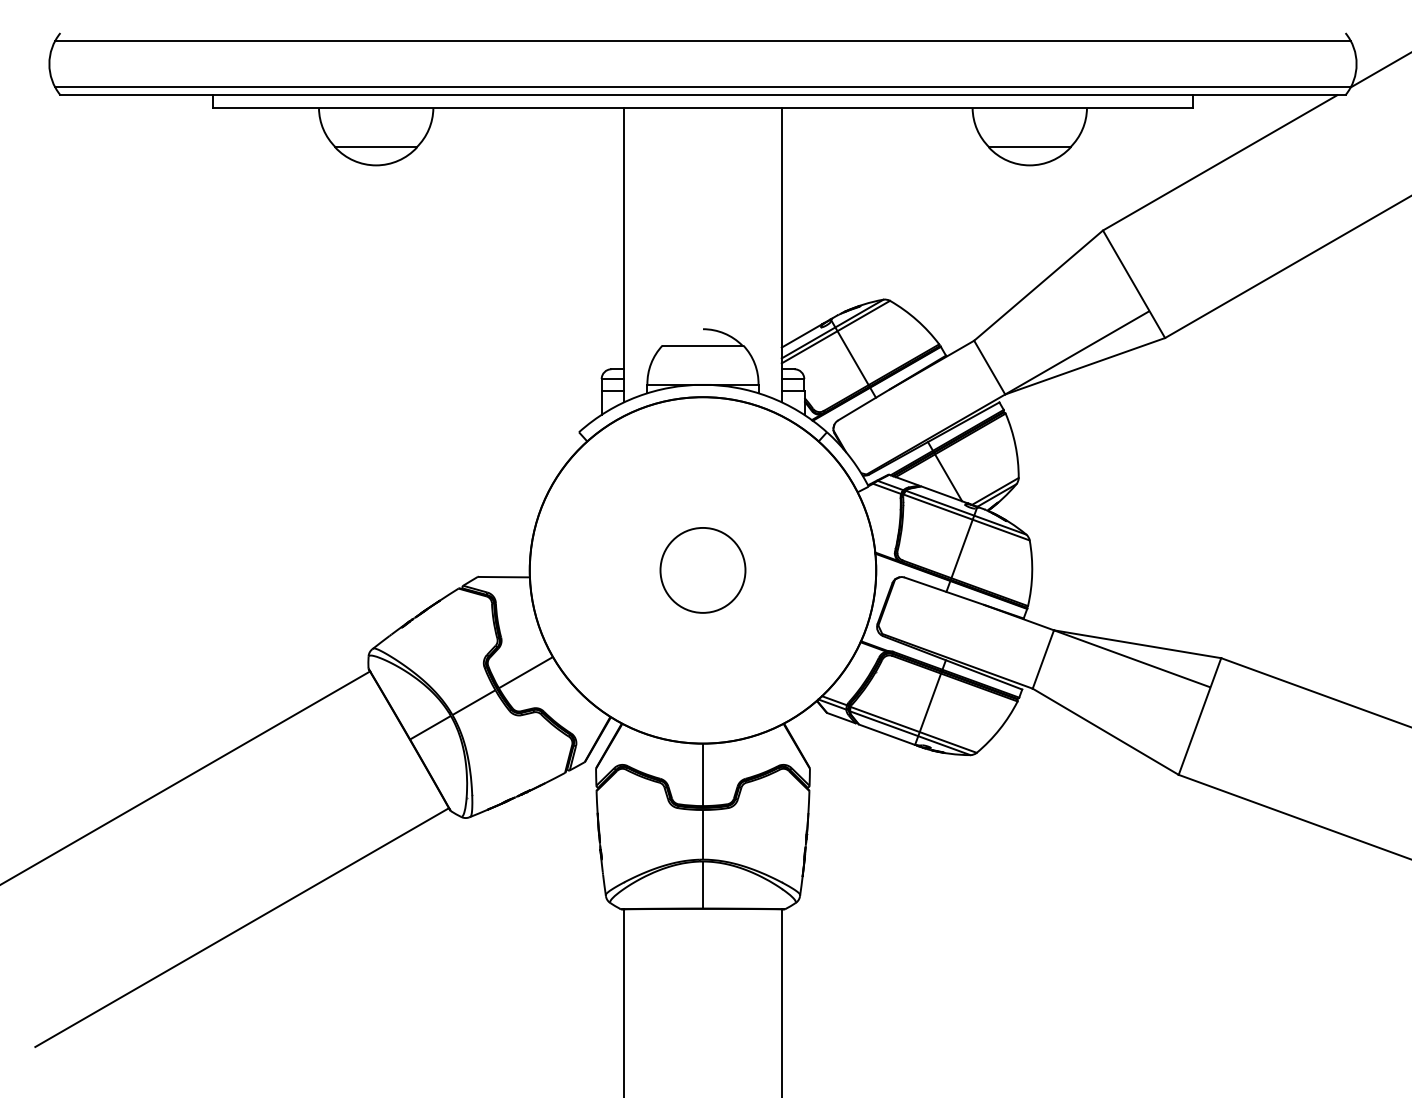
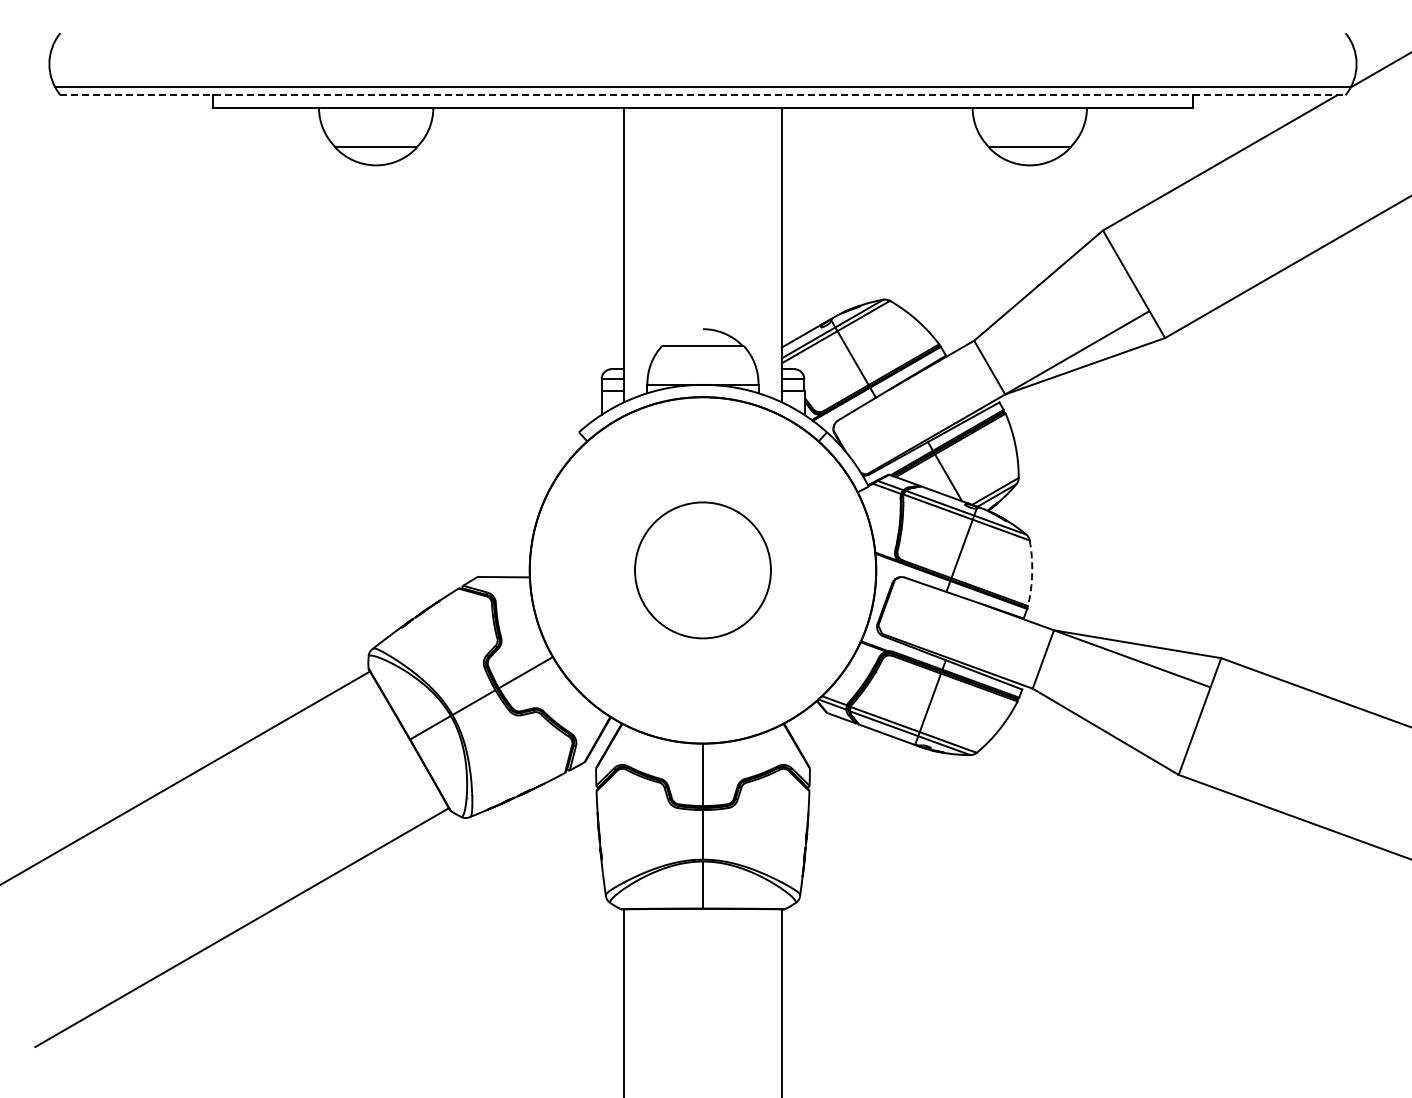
line: present -> none (702, 41)
line: solid -> dashed (703, 95)
circle diameter: 85 px -> 136 px (702, 570)
arc: solid -> dashed (1032, 573)
